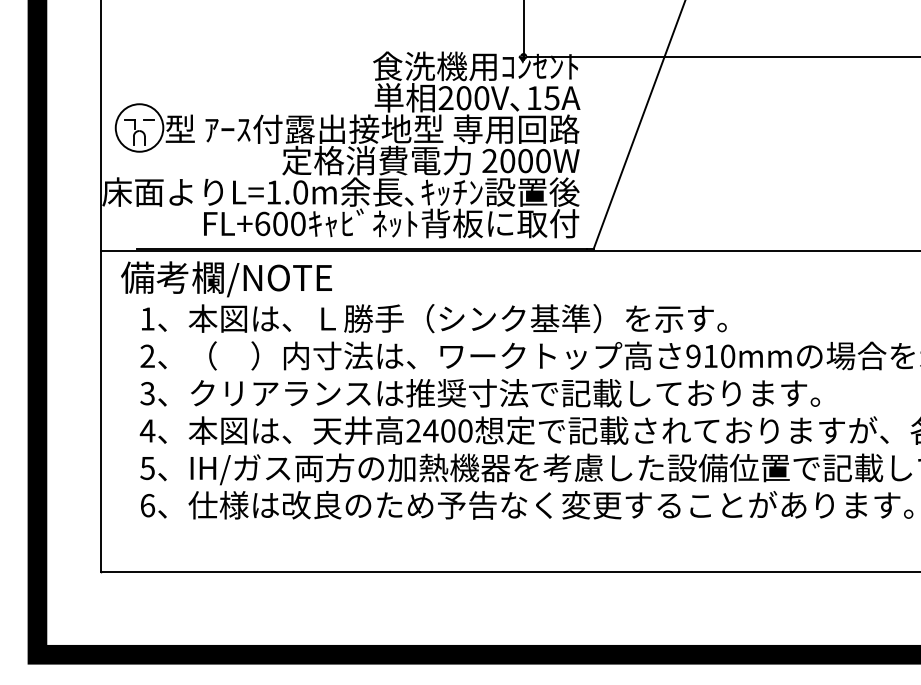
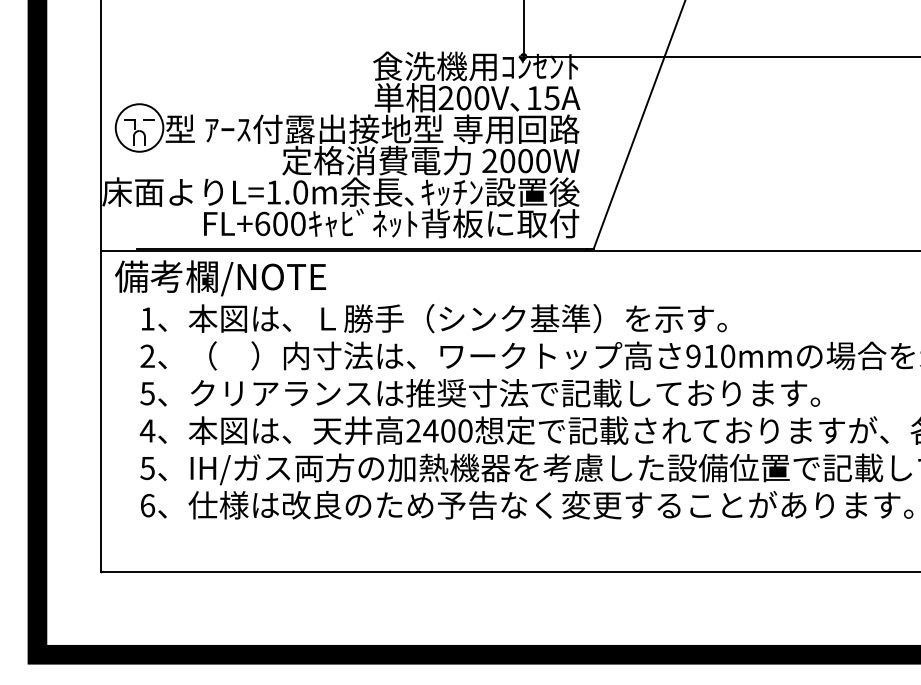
text position: (226, 279) -> (220, 278) (220, 278)
text: 3 -> 5 (147, 392)
